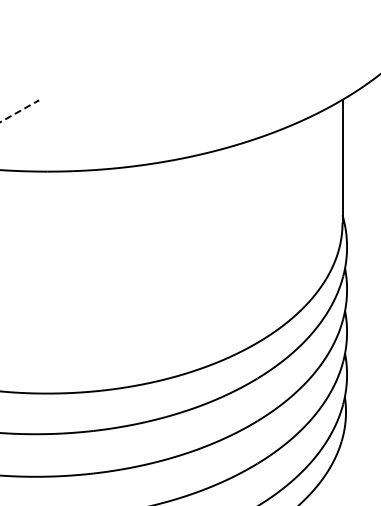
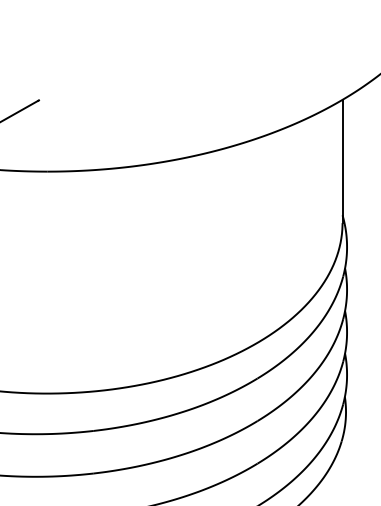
line: dashed -> solid (19, 111)
